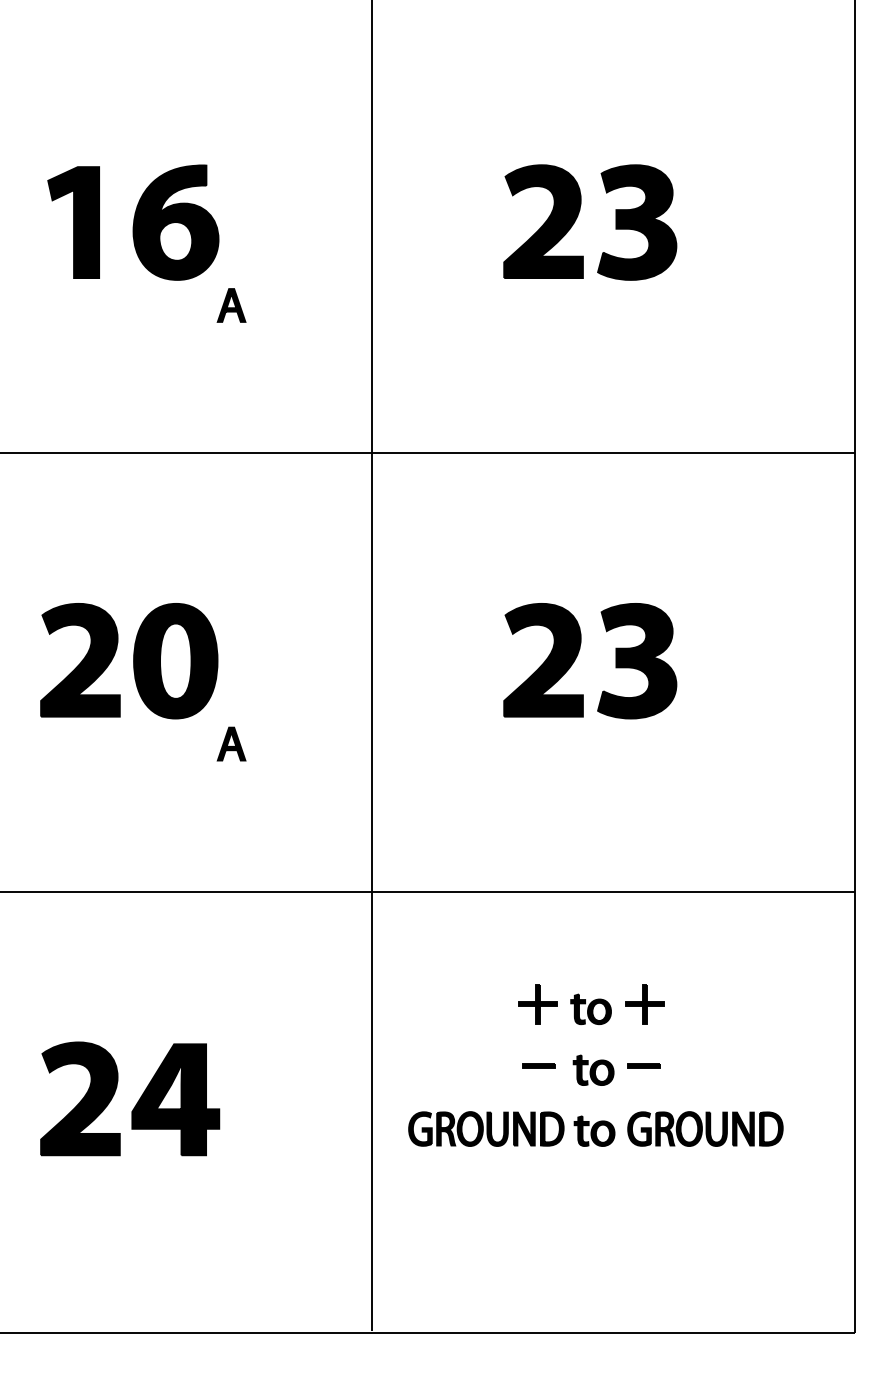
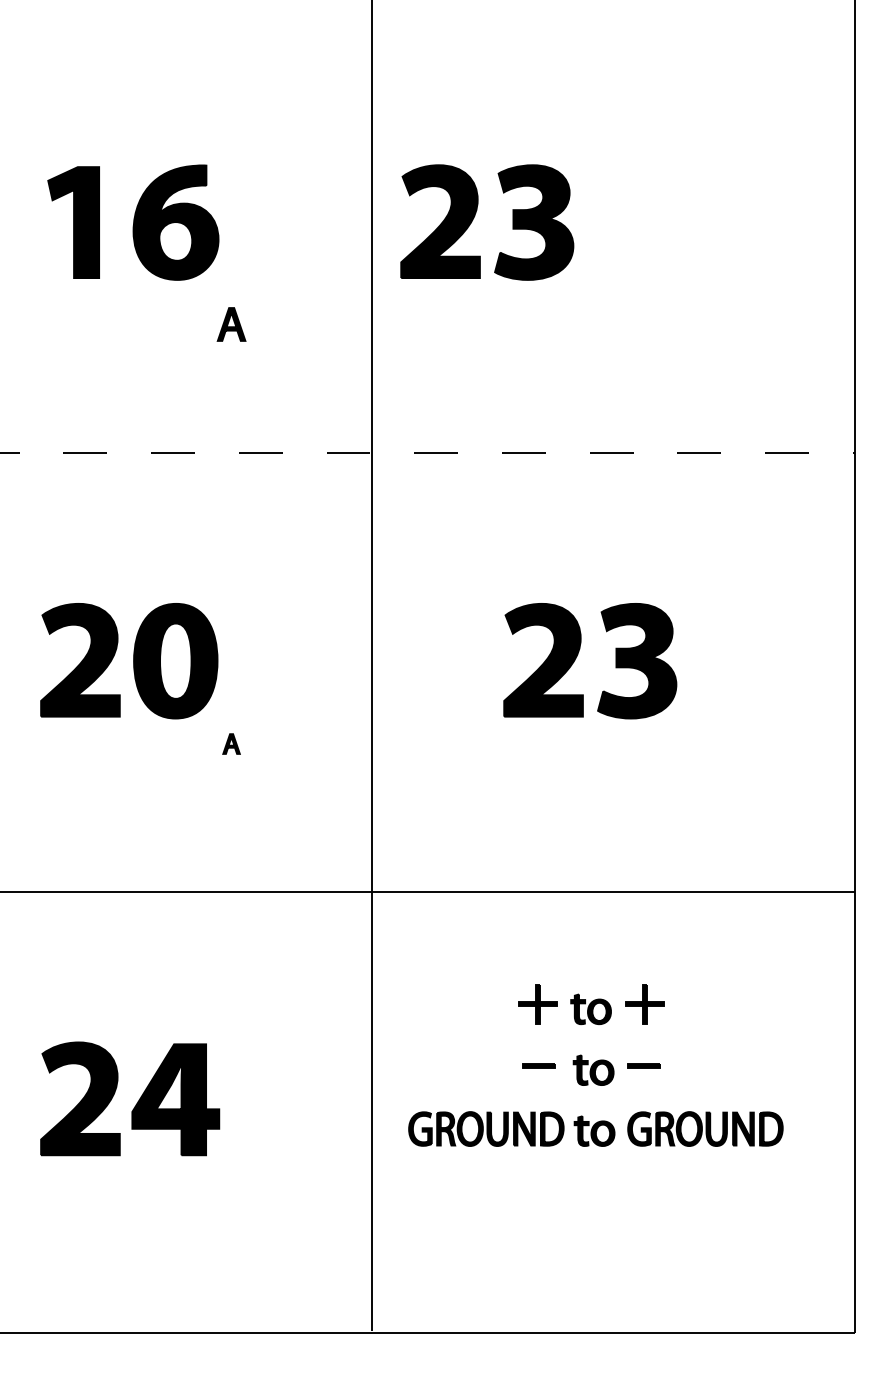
part position: (578, 216) -> (475, 216) (475, 216)
part position: (231, 305) -> (231, 324) (231, 324)
line: solid -> dashed (427, 453)
part size: 31x36 px -> 19x22 px (231, 743)
